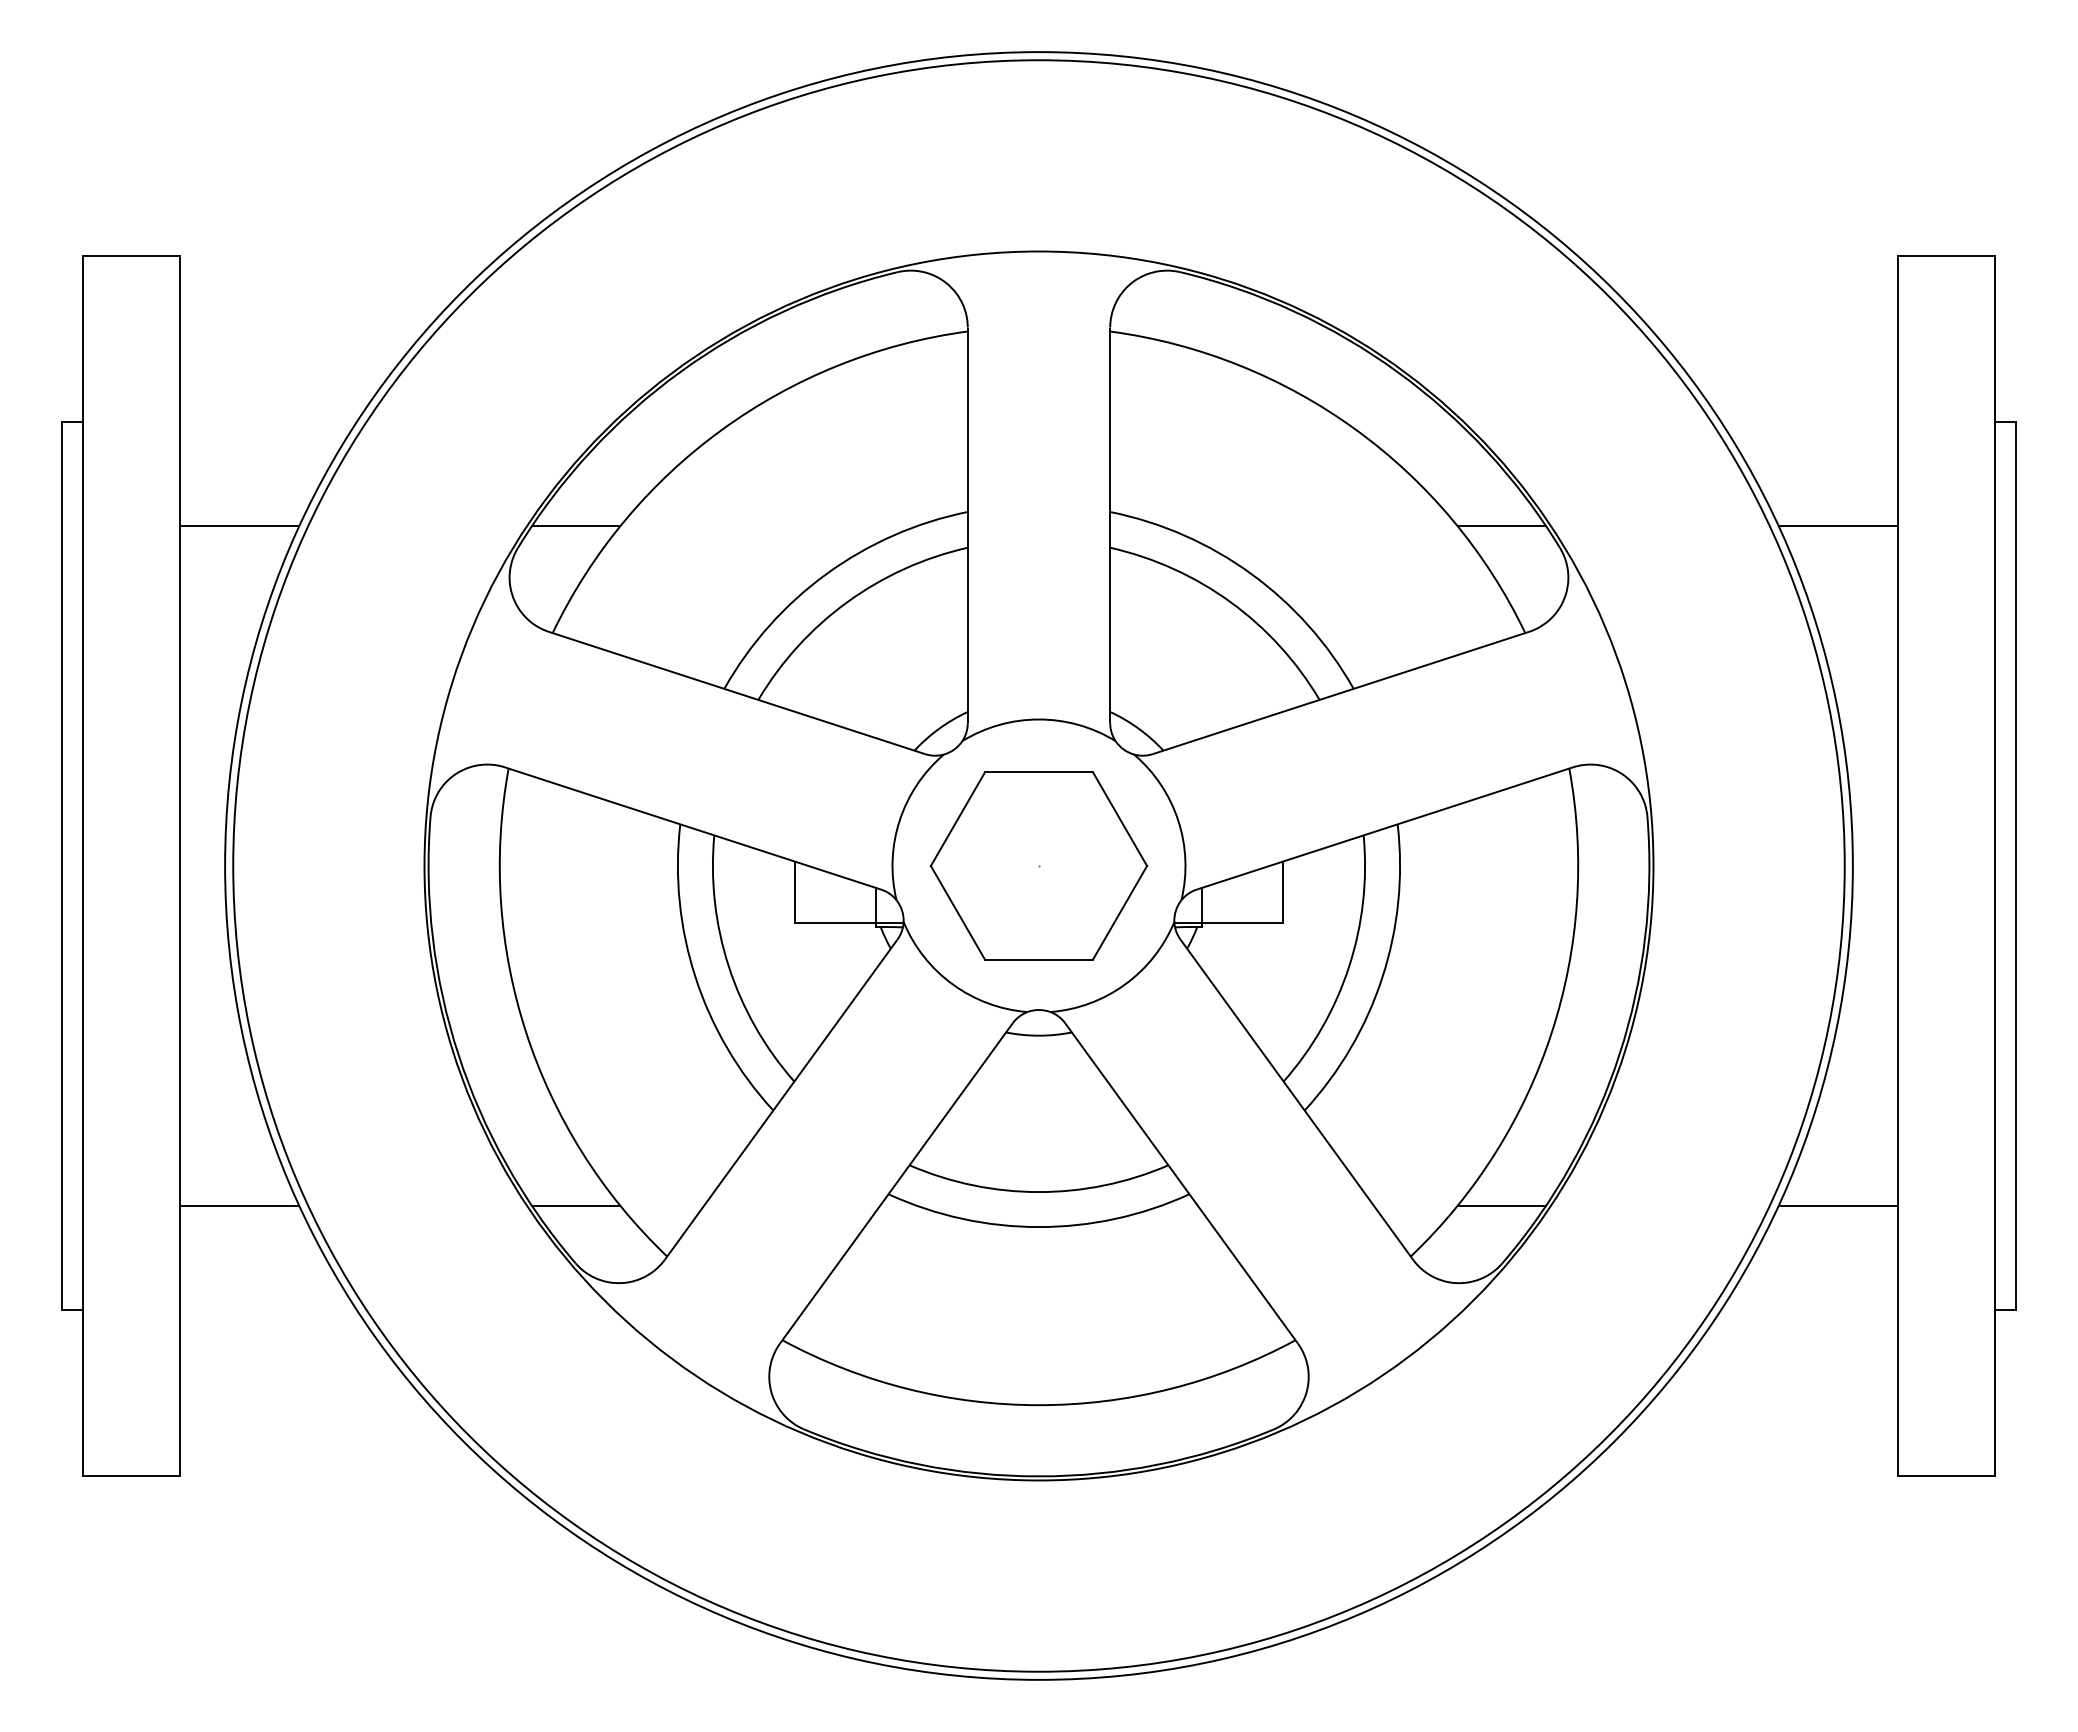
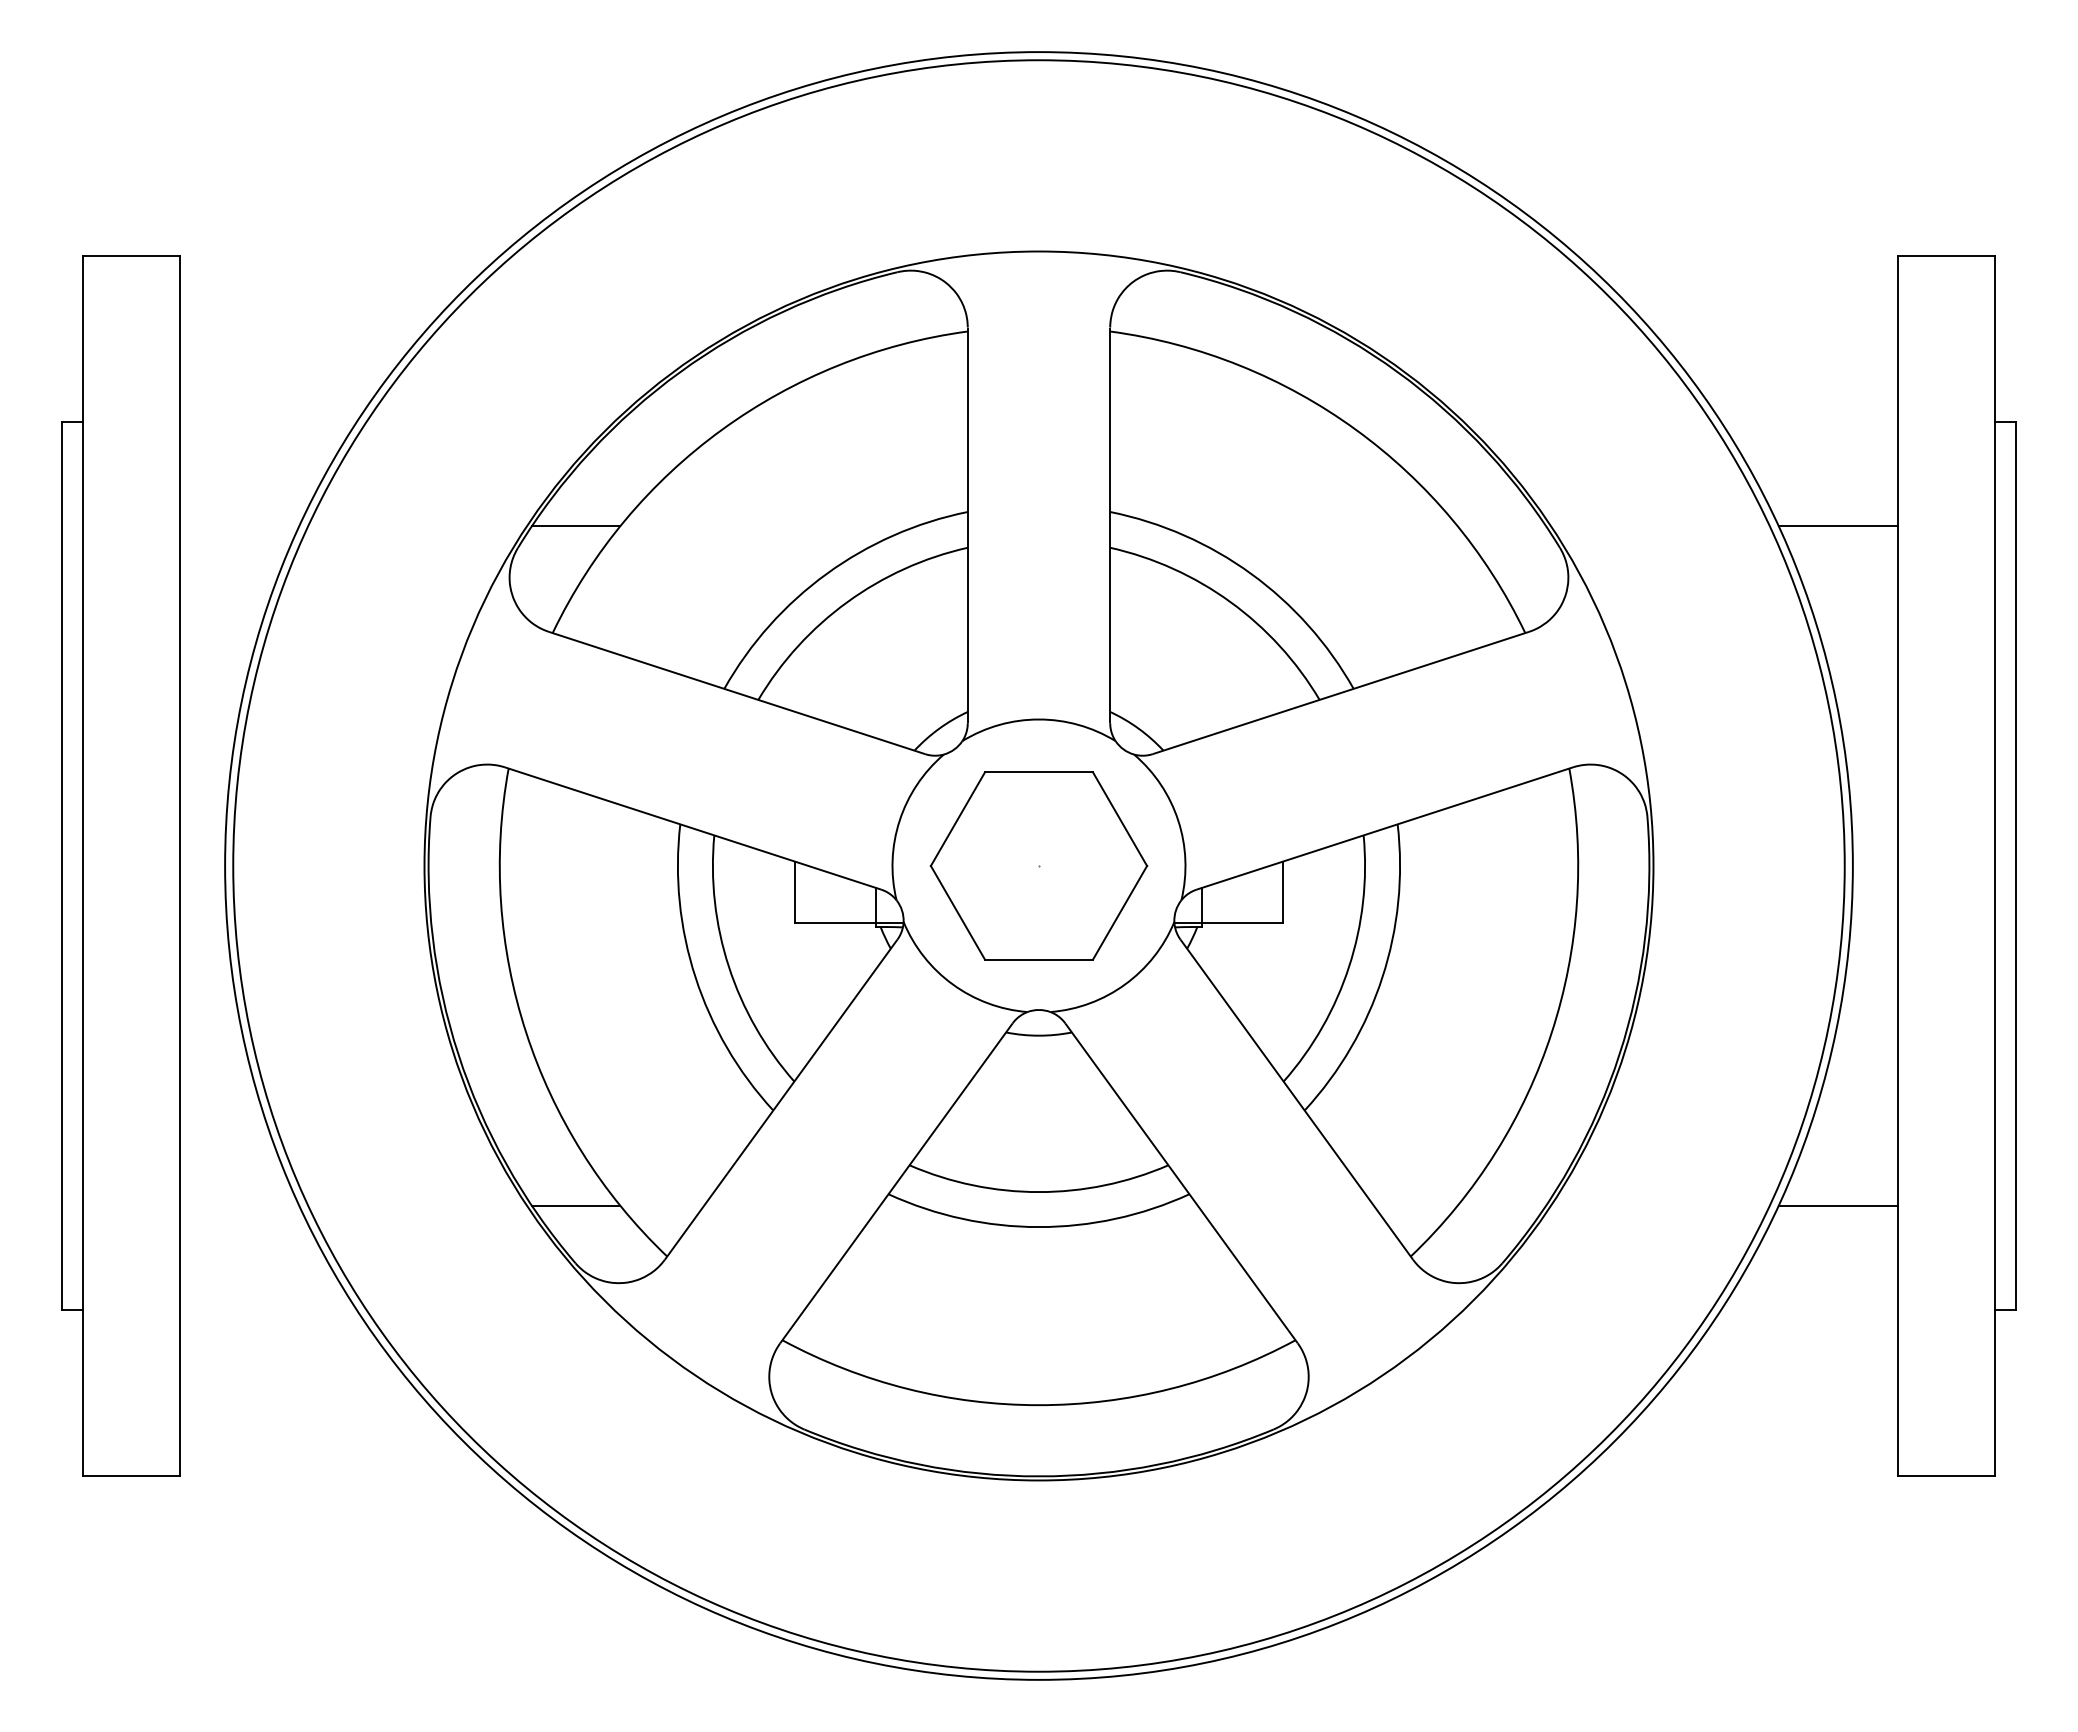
line: present -> none (239, 526)
line: present -> none (1501, 526)
line: present -> none (239, 1205)
line: present -> none (1501, 1205)
